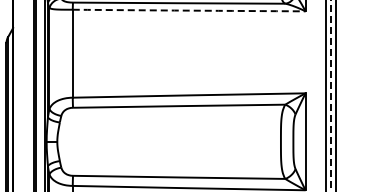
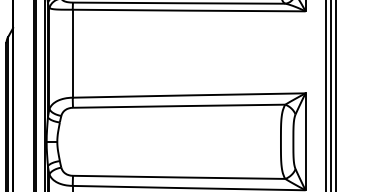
arc: dashed -> solid (189, 10)
line: dashed -> solid (330, 95)
